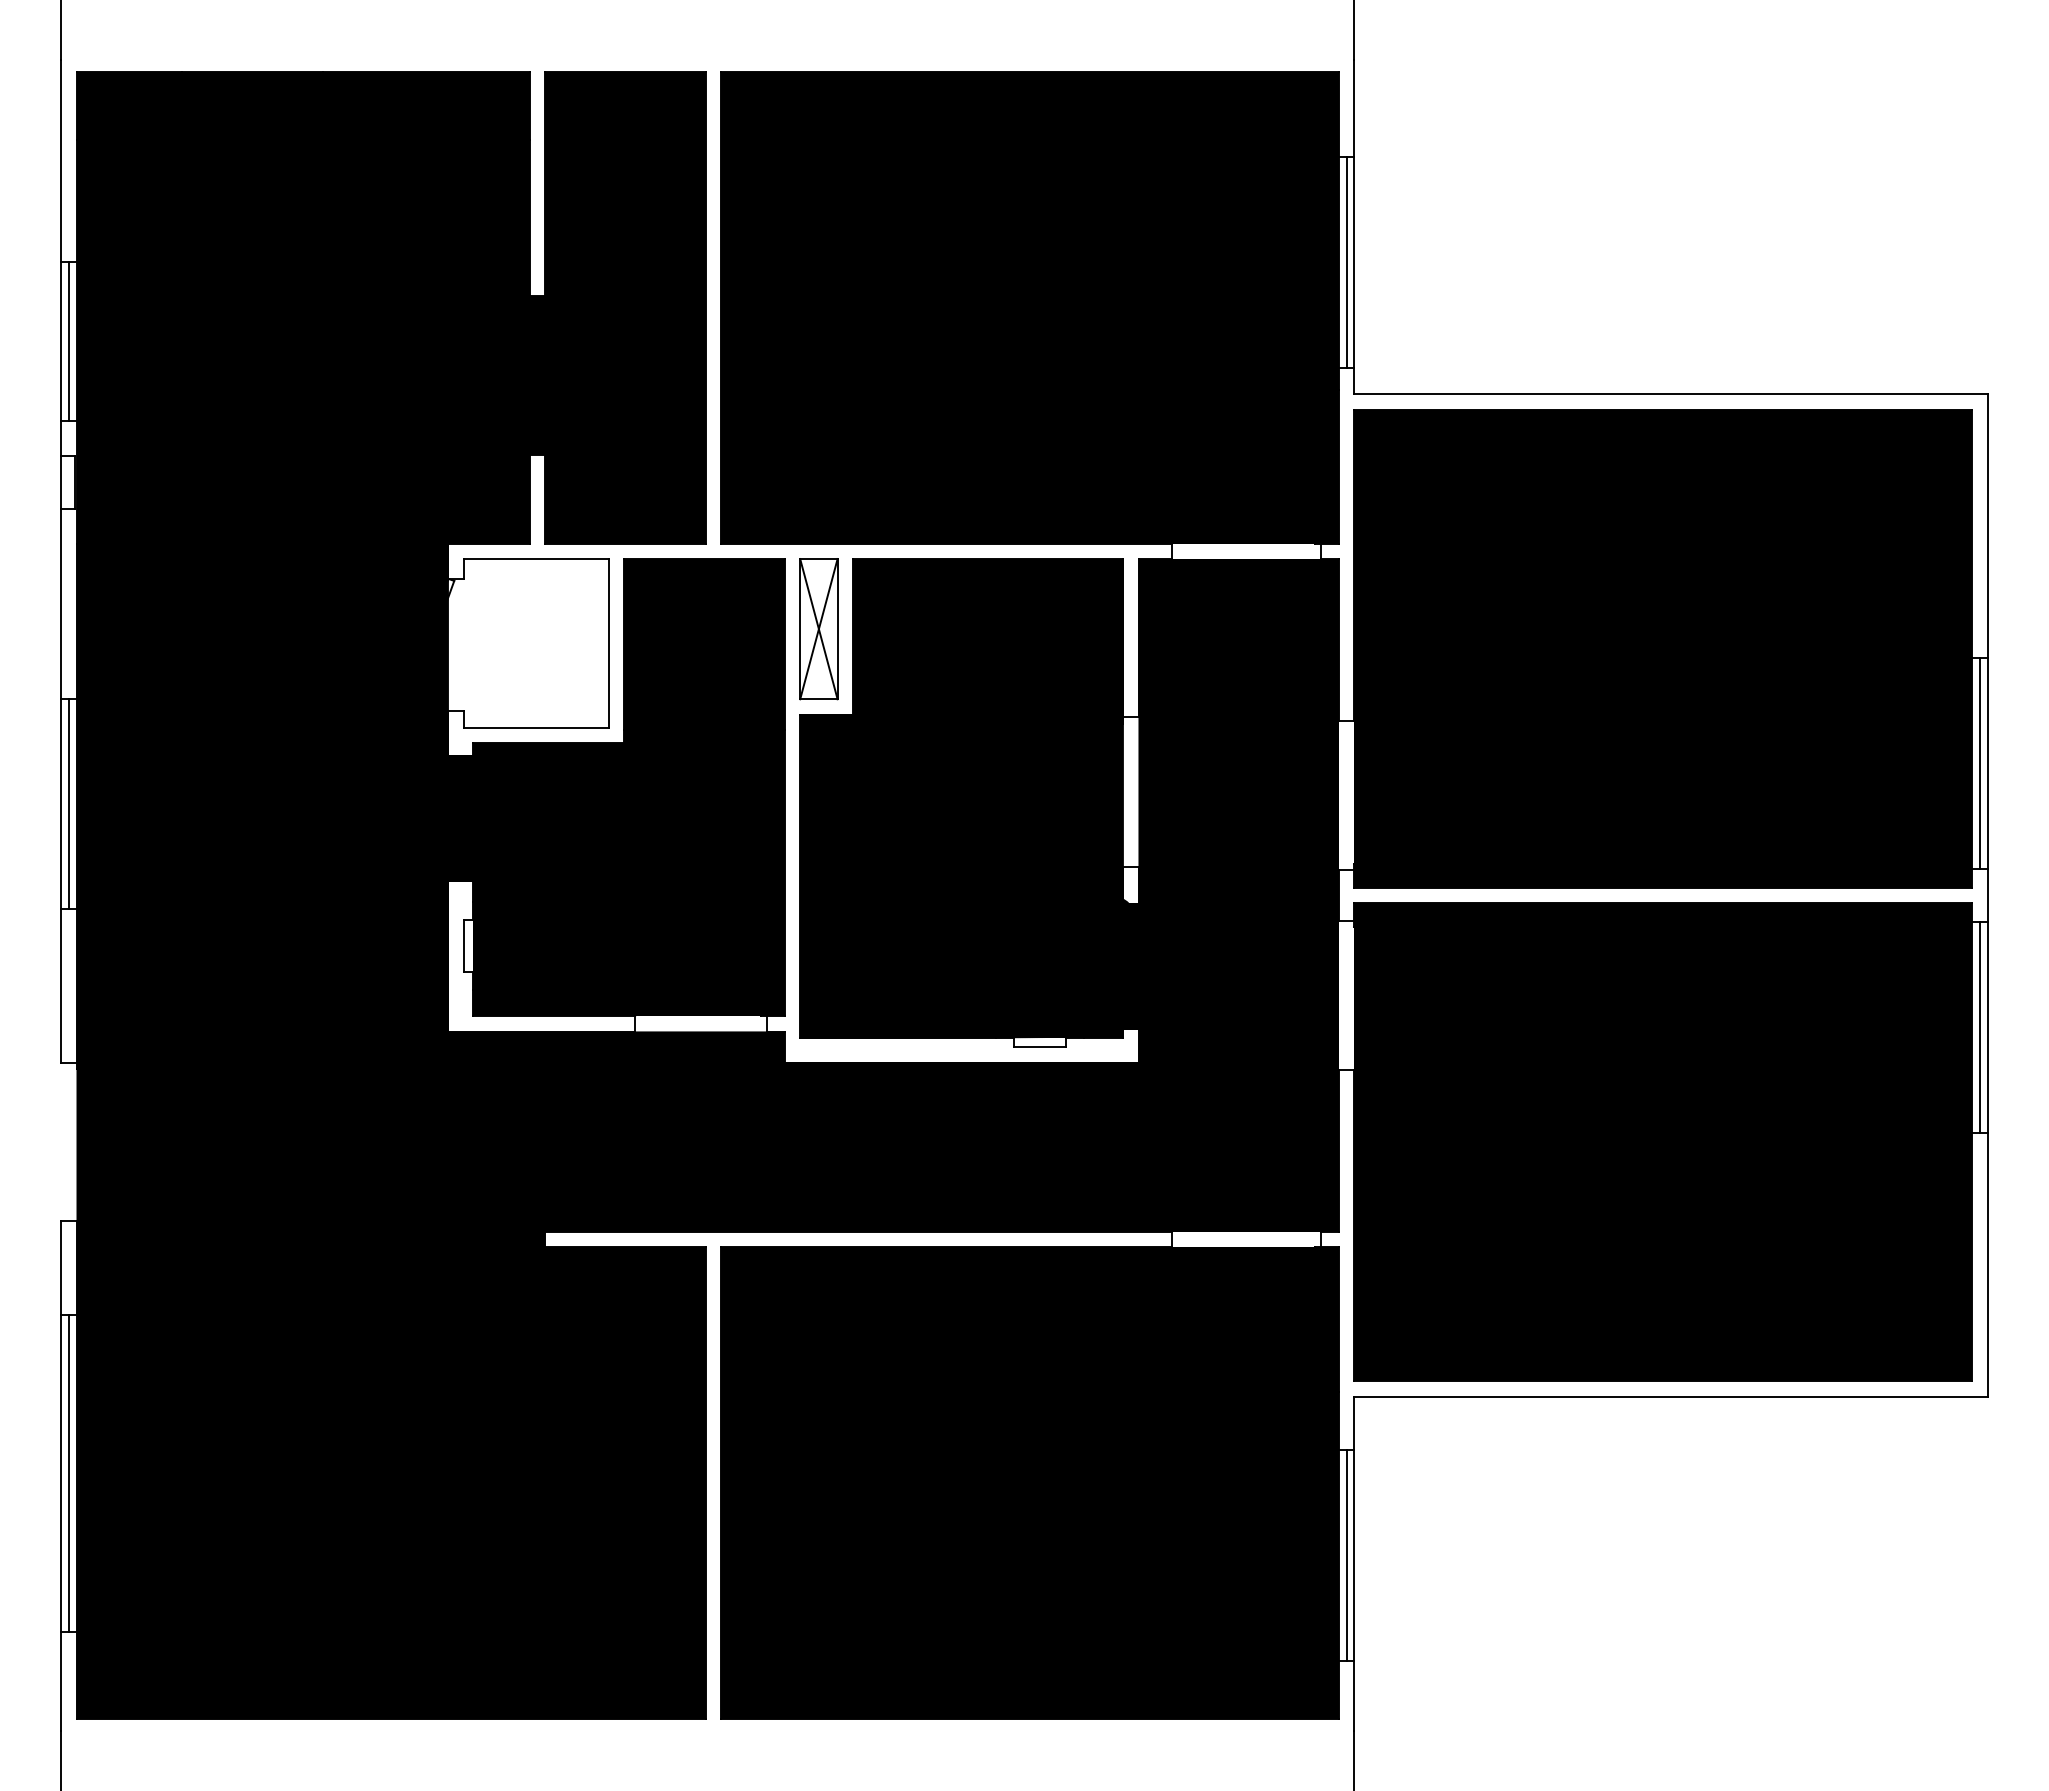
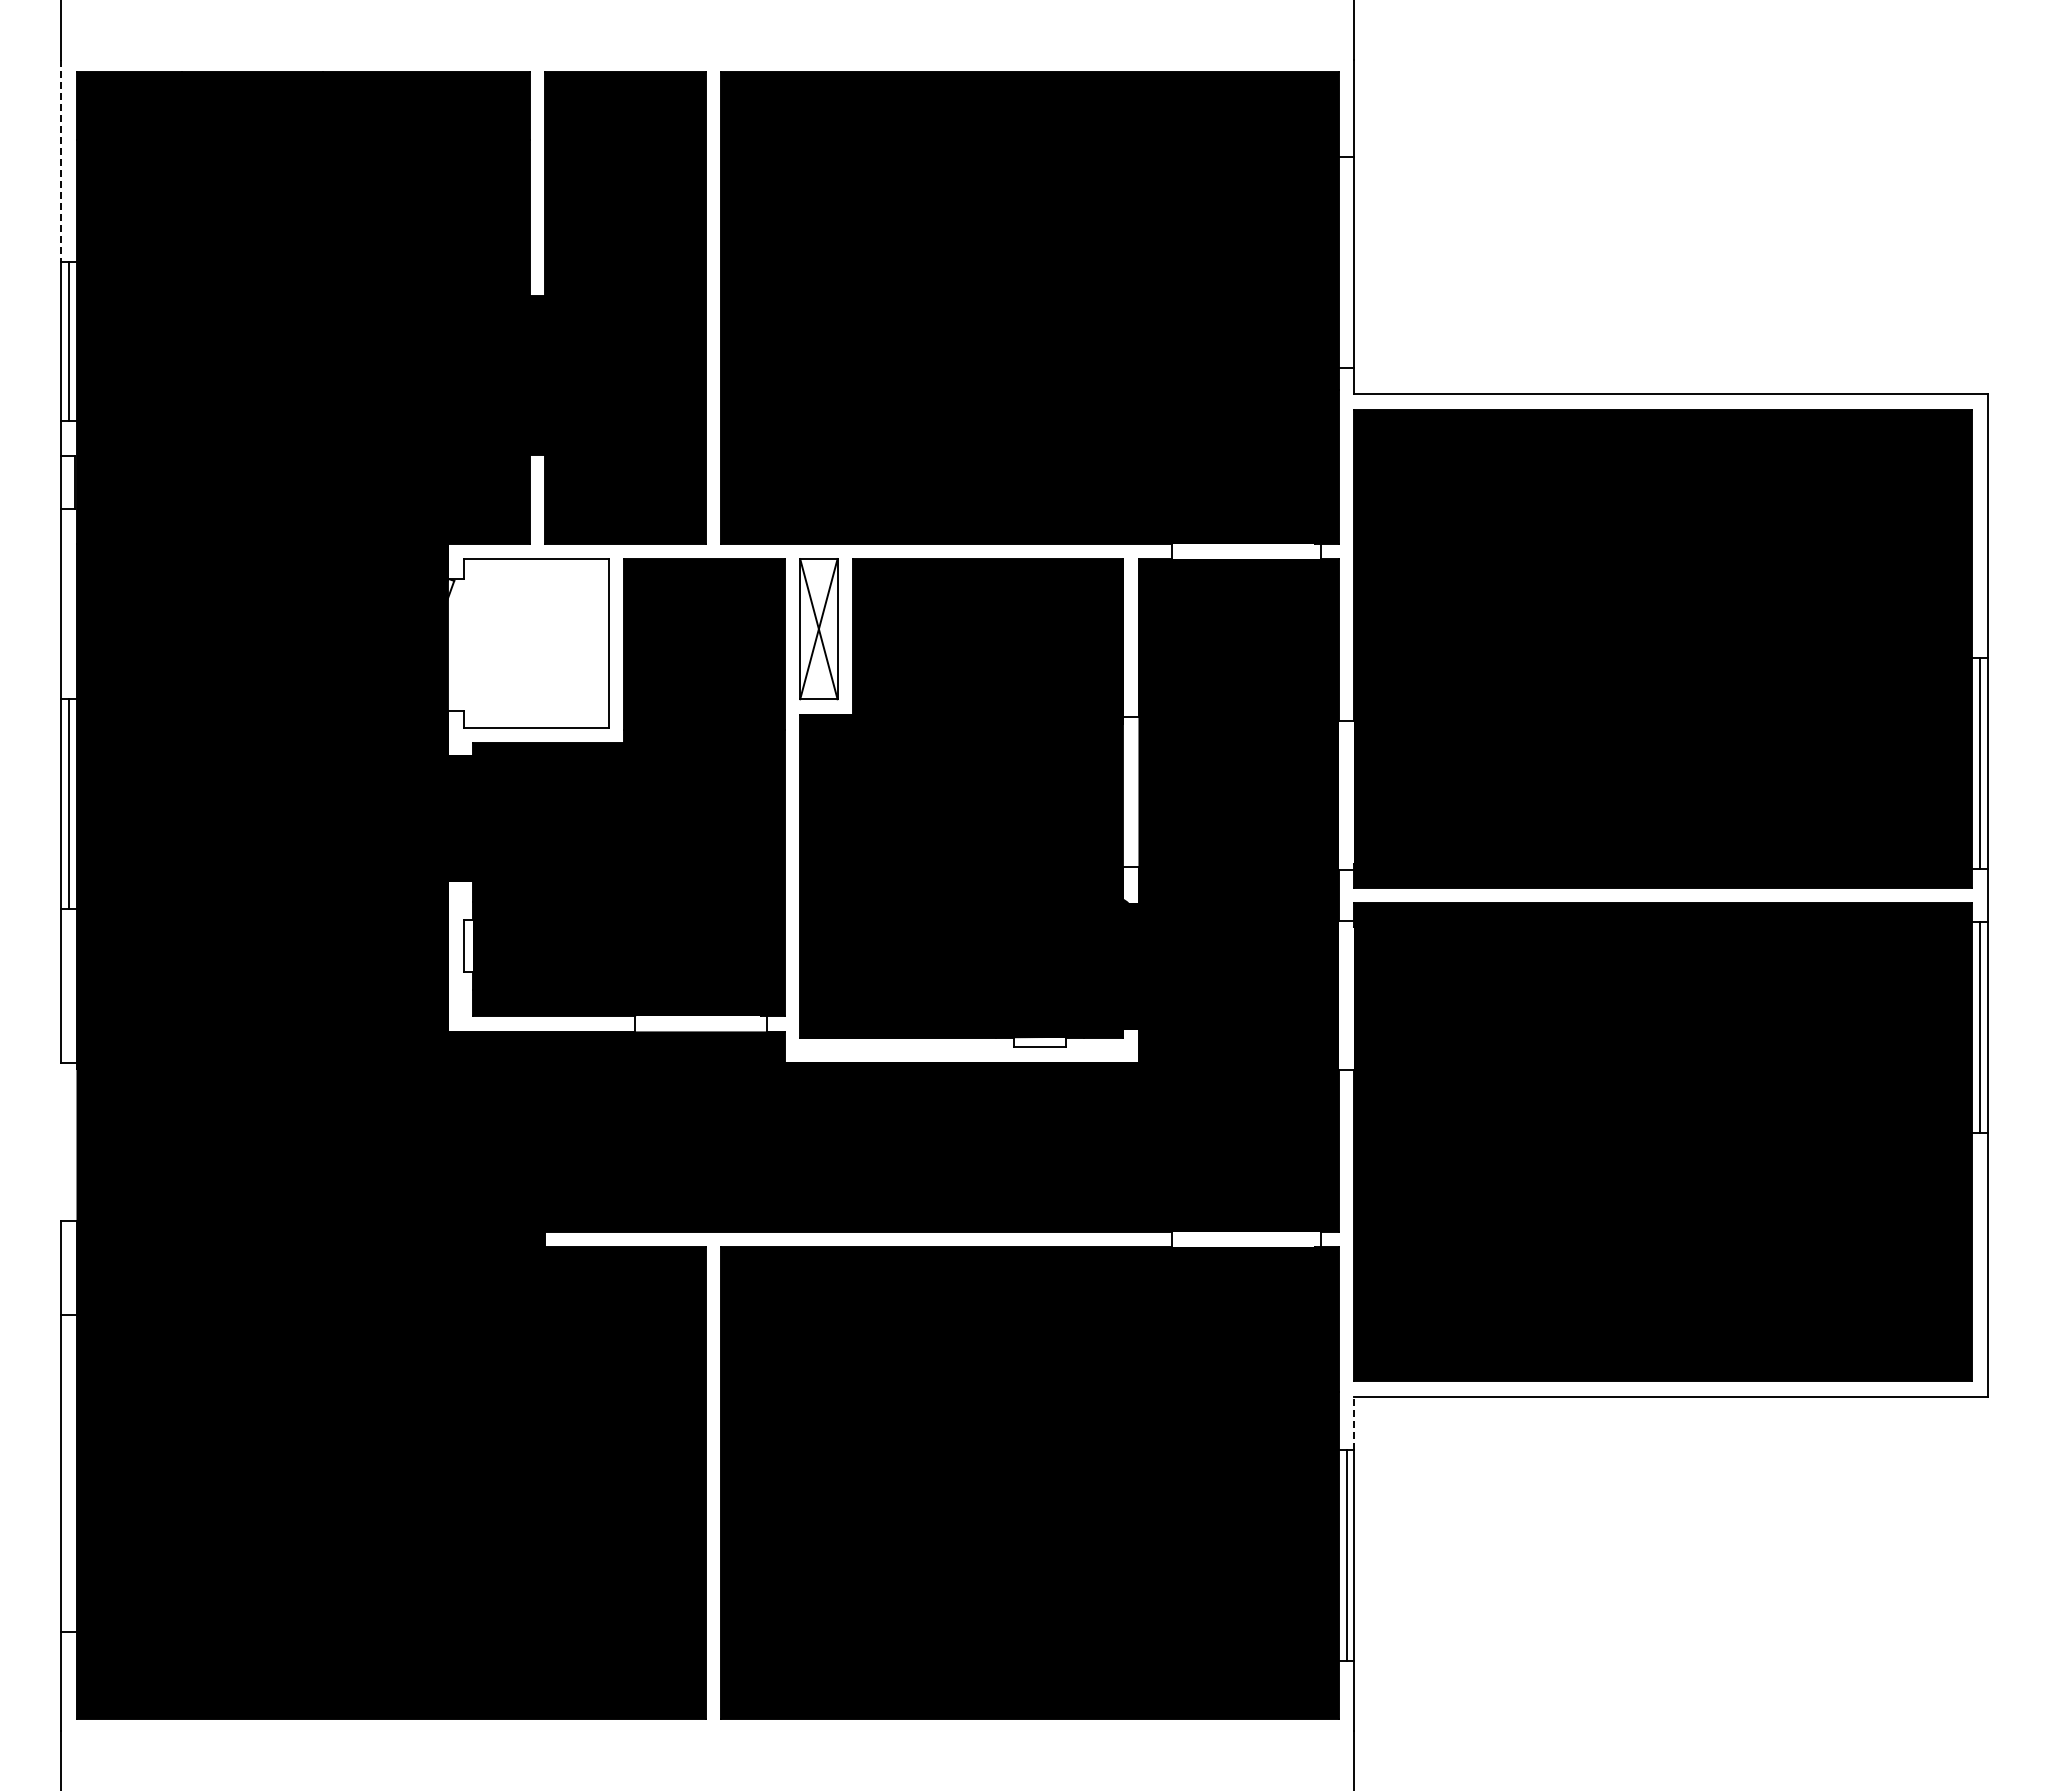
line: solid -> dashed (61, 161)
line: present -> none (1346, 261)
line: solid -> dashed (1354, 1422)
line: present -> none (69, 1473)
